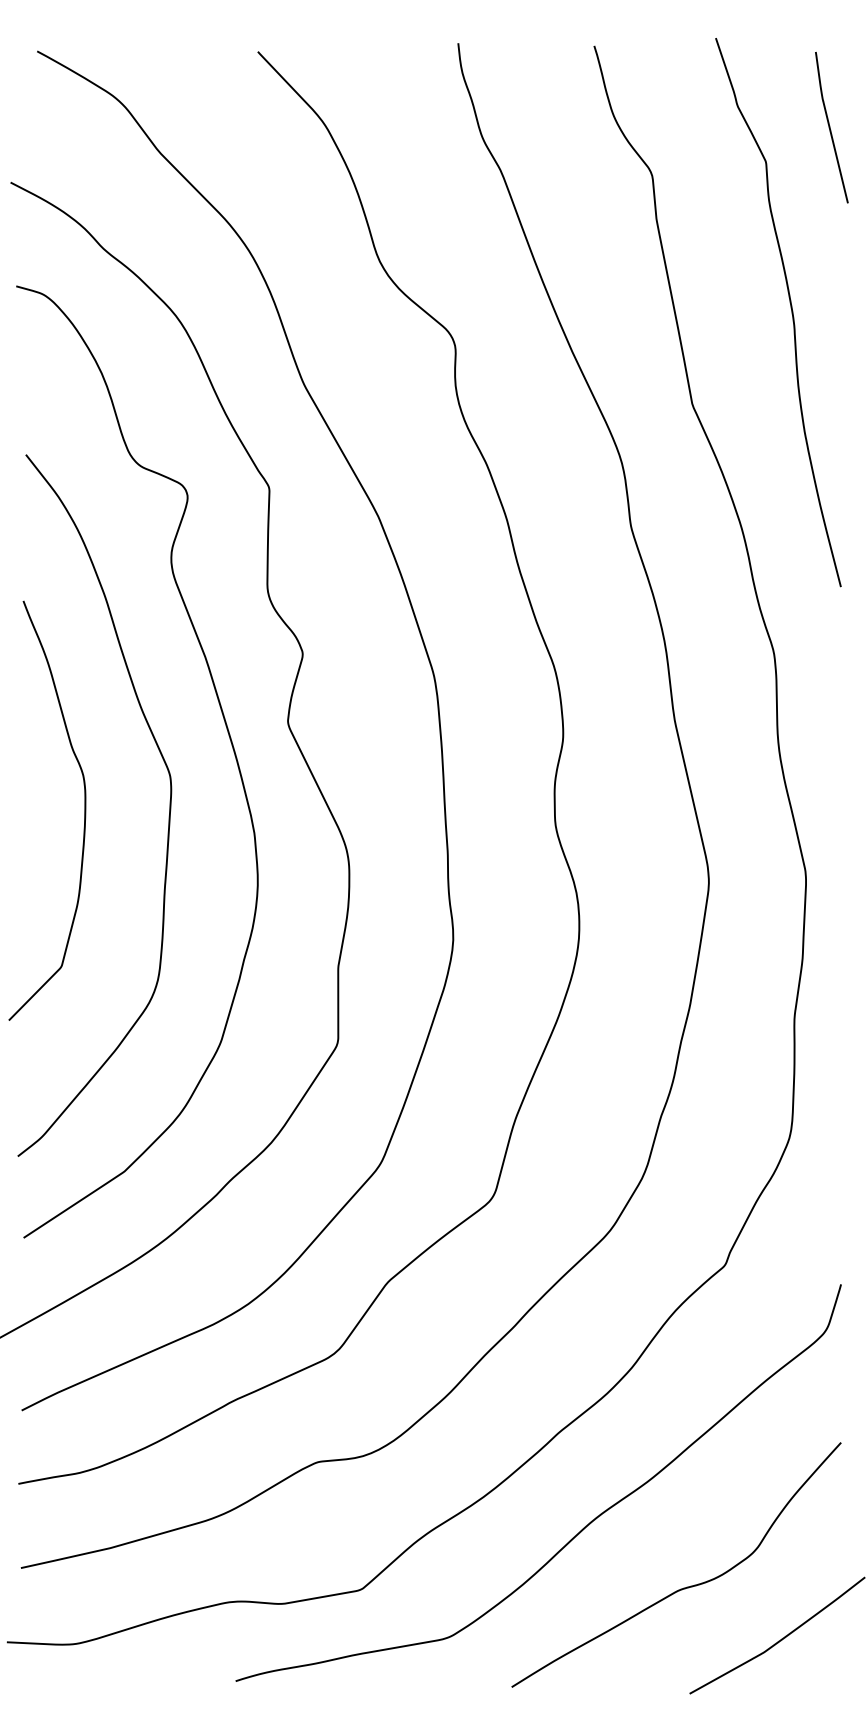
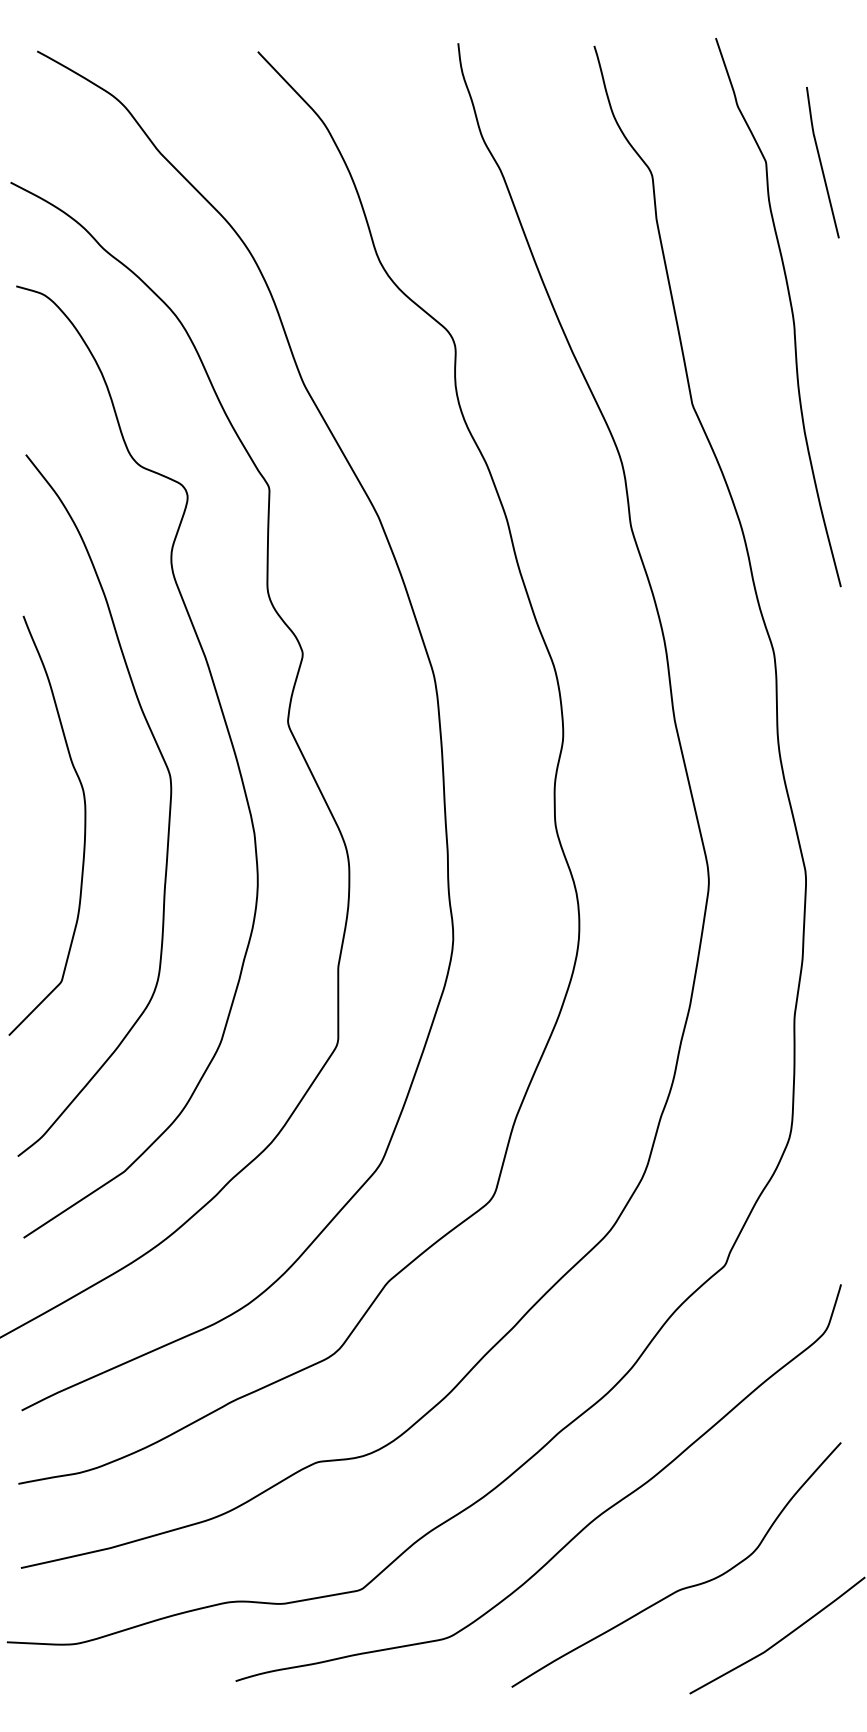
curve position: (830, 127) -> (821, 162) (821, 162)
curve position: (84, 810) -> (84, 825) (84, 825)
